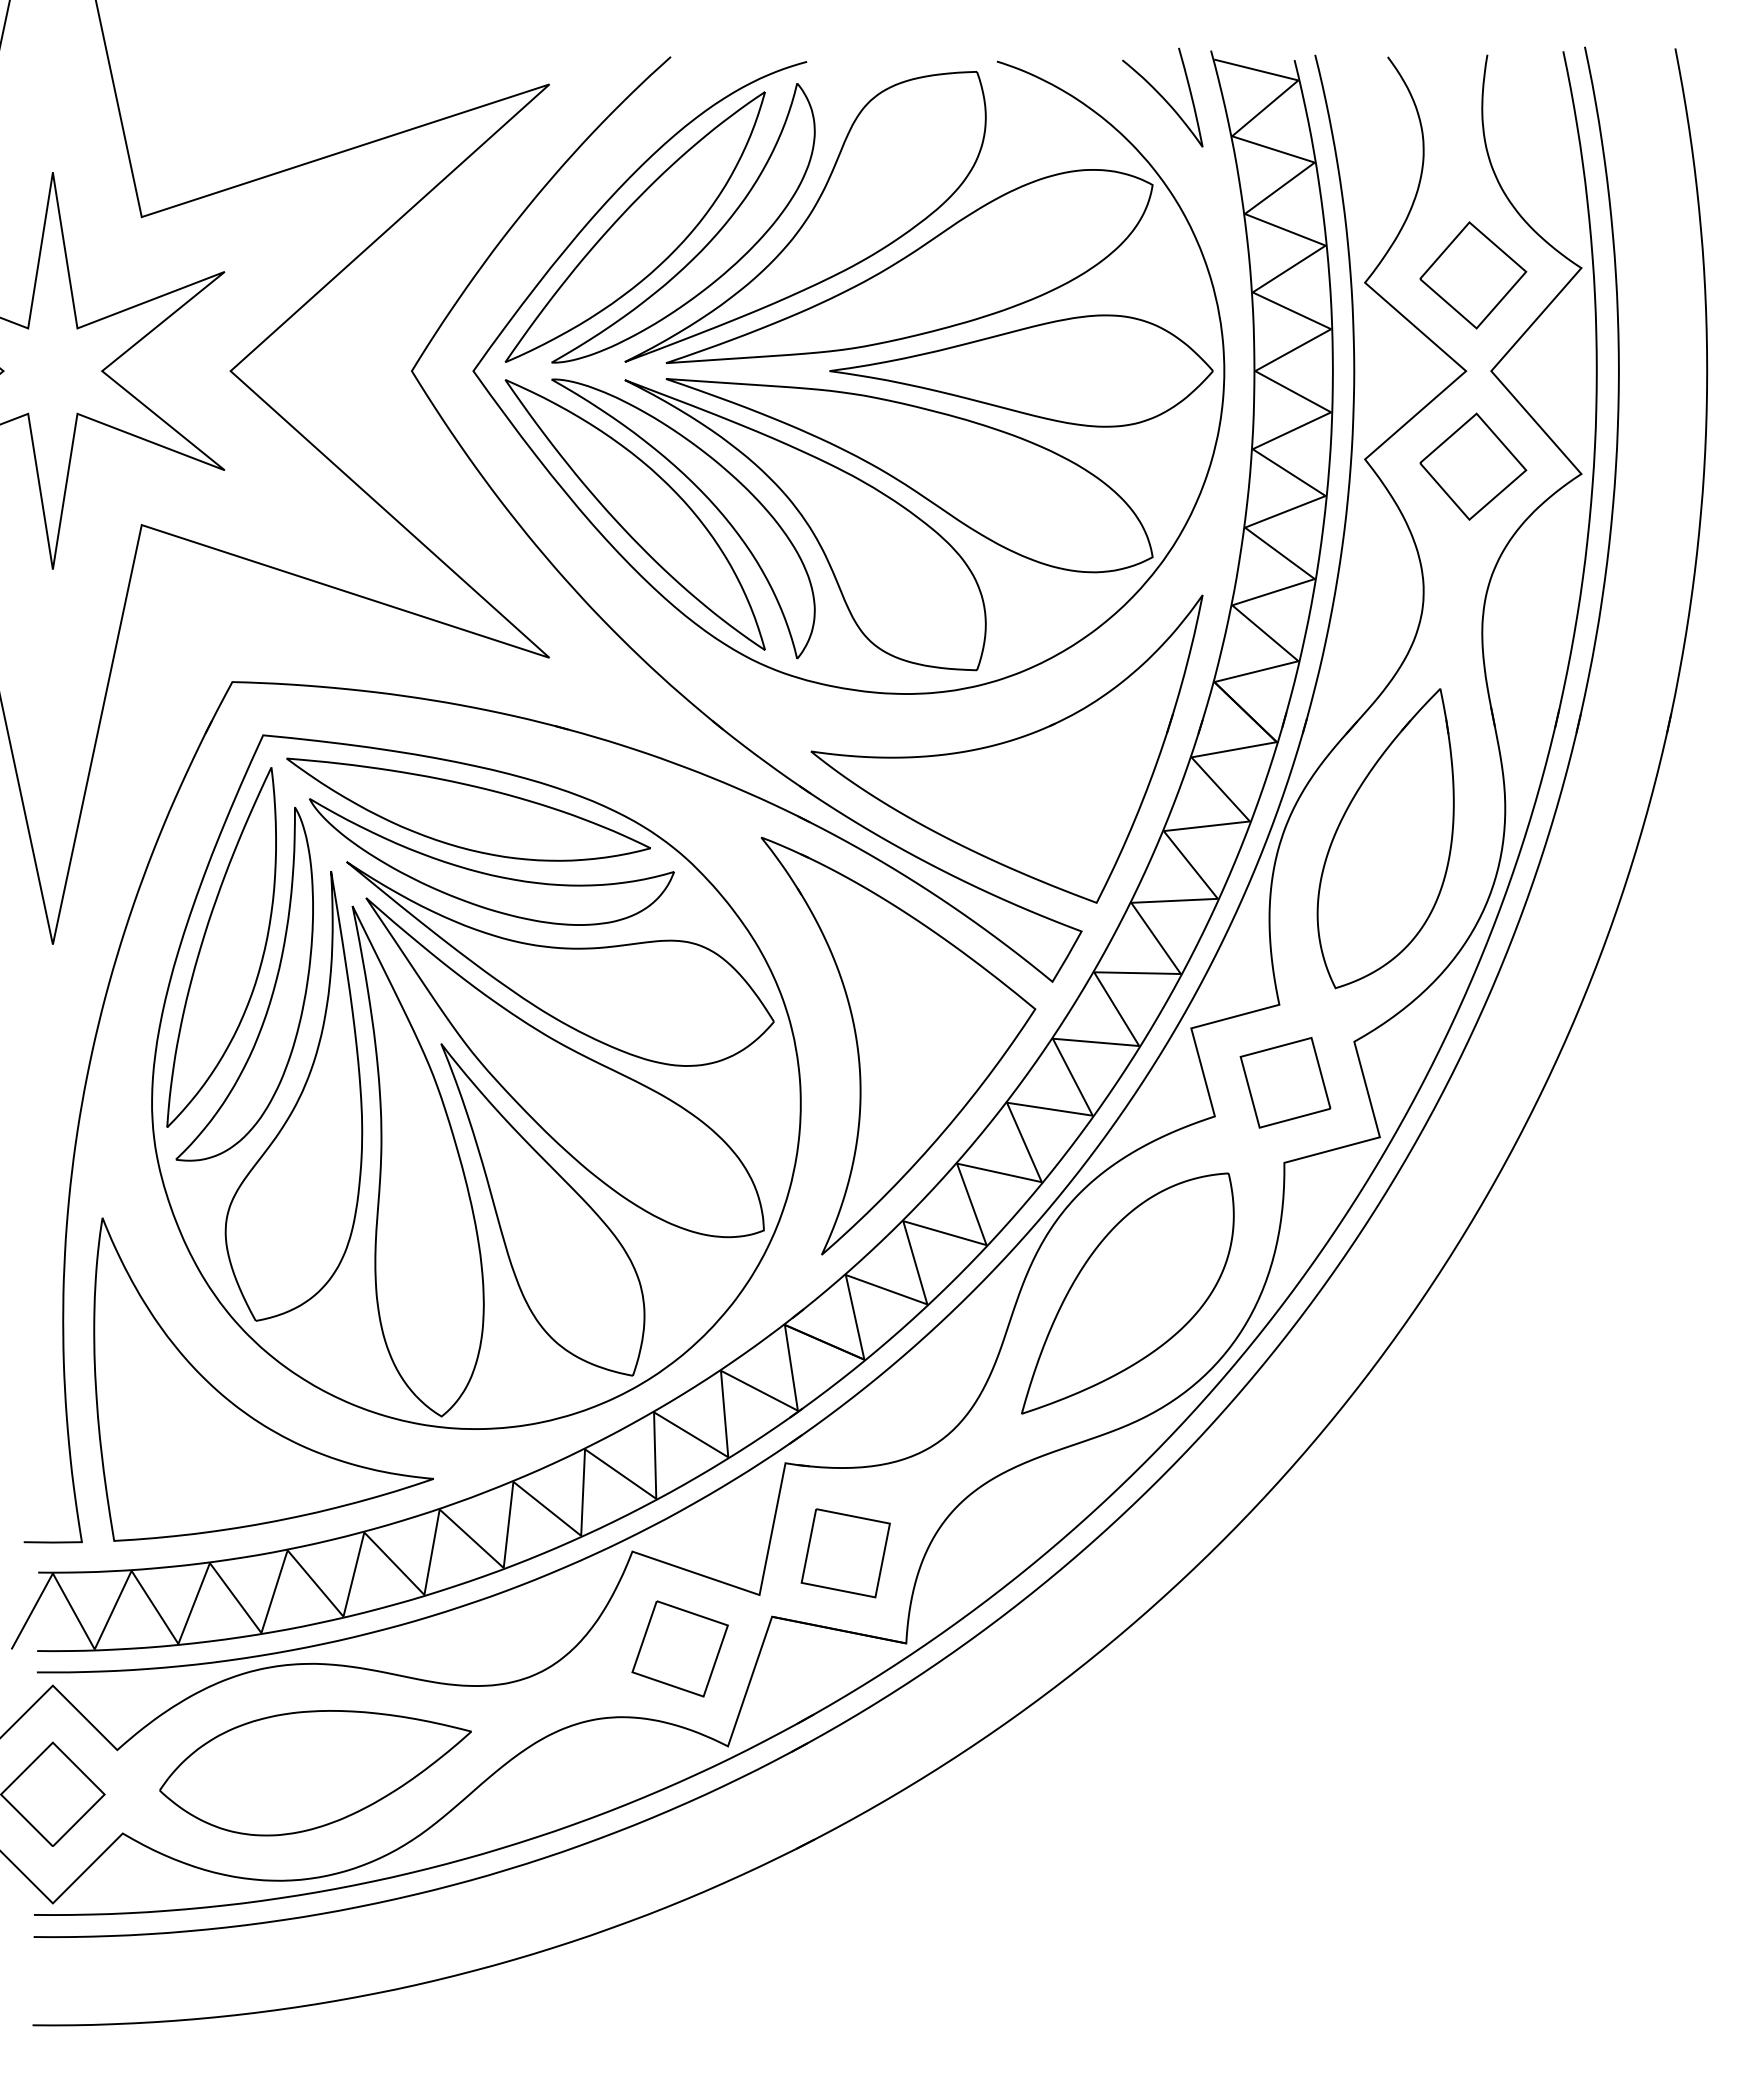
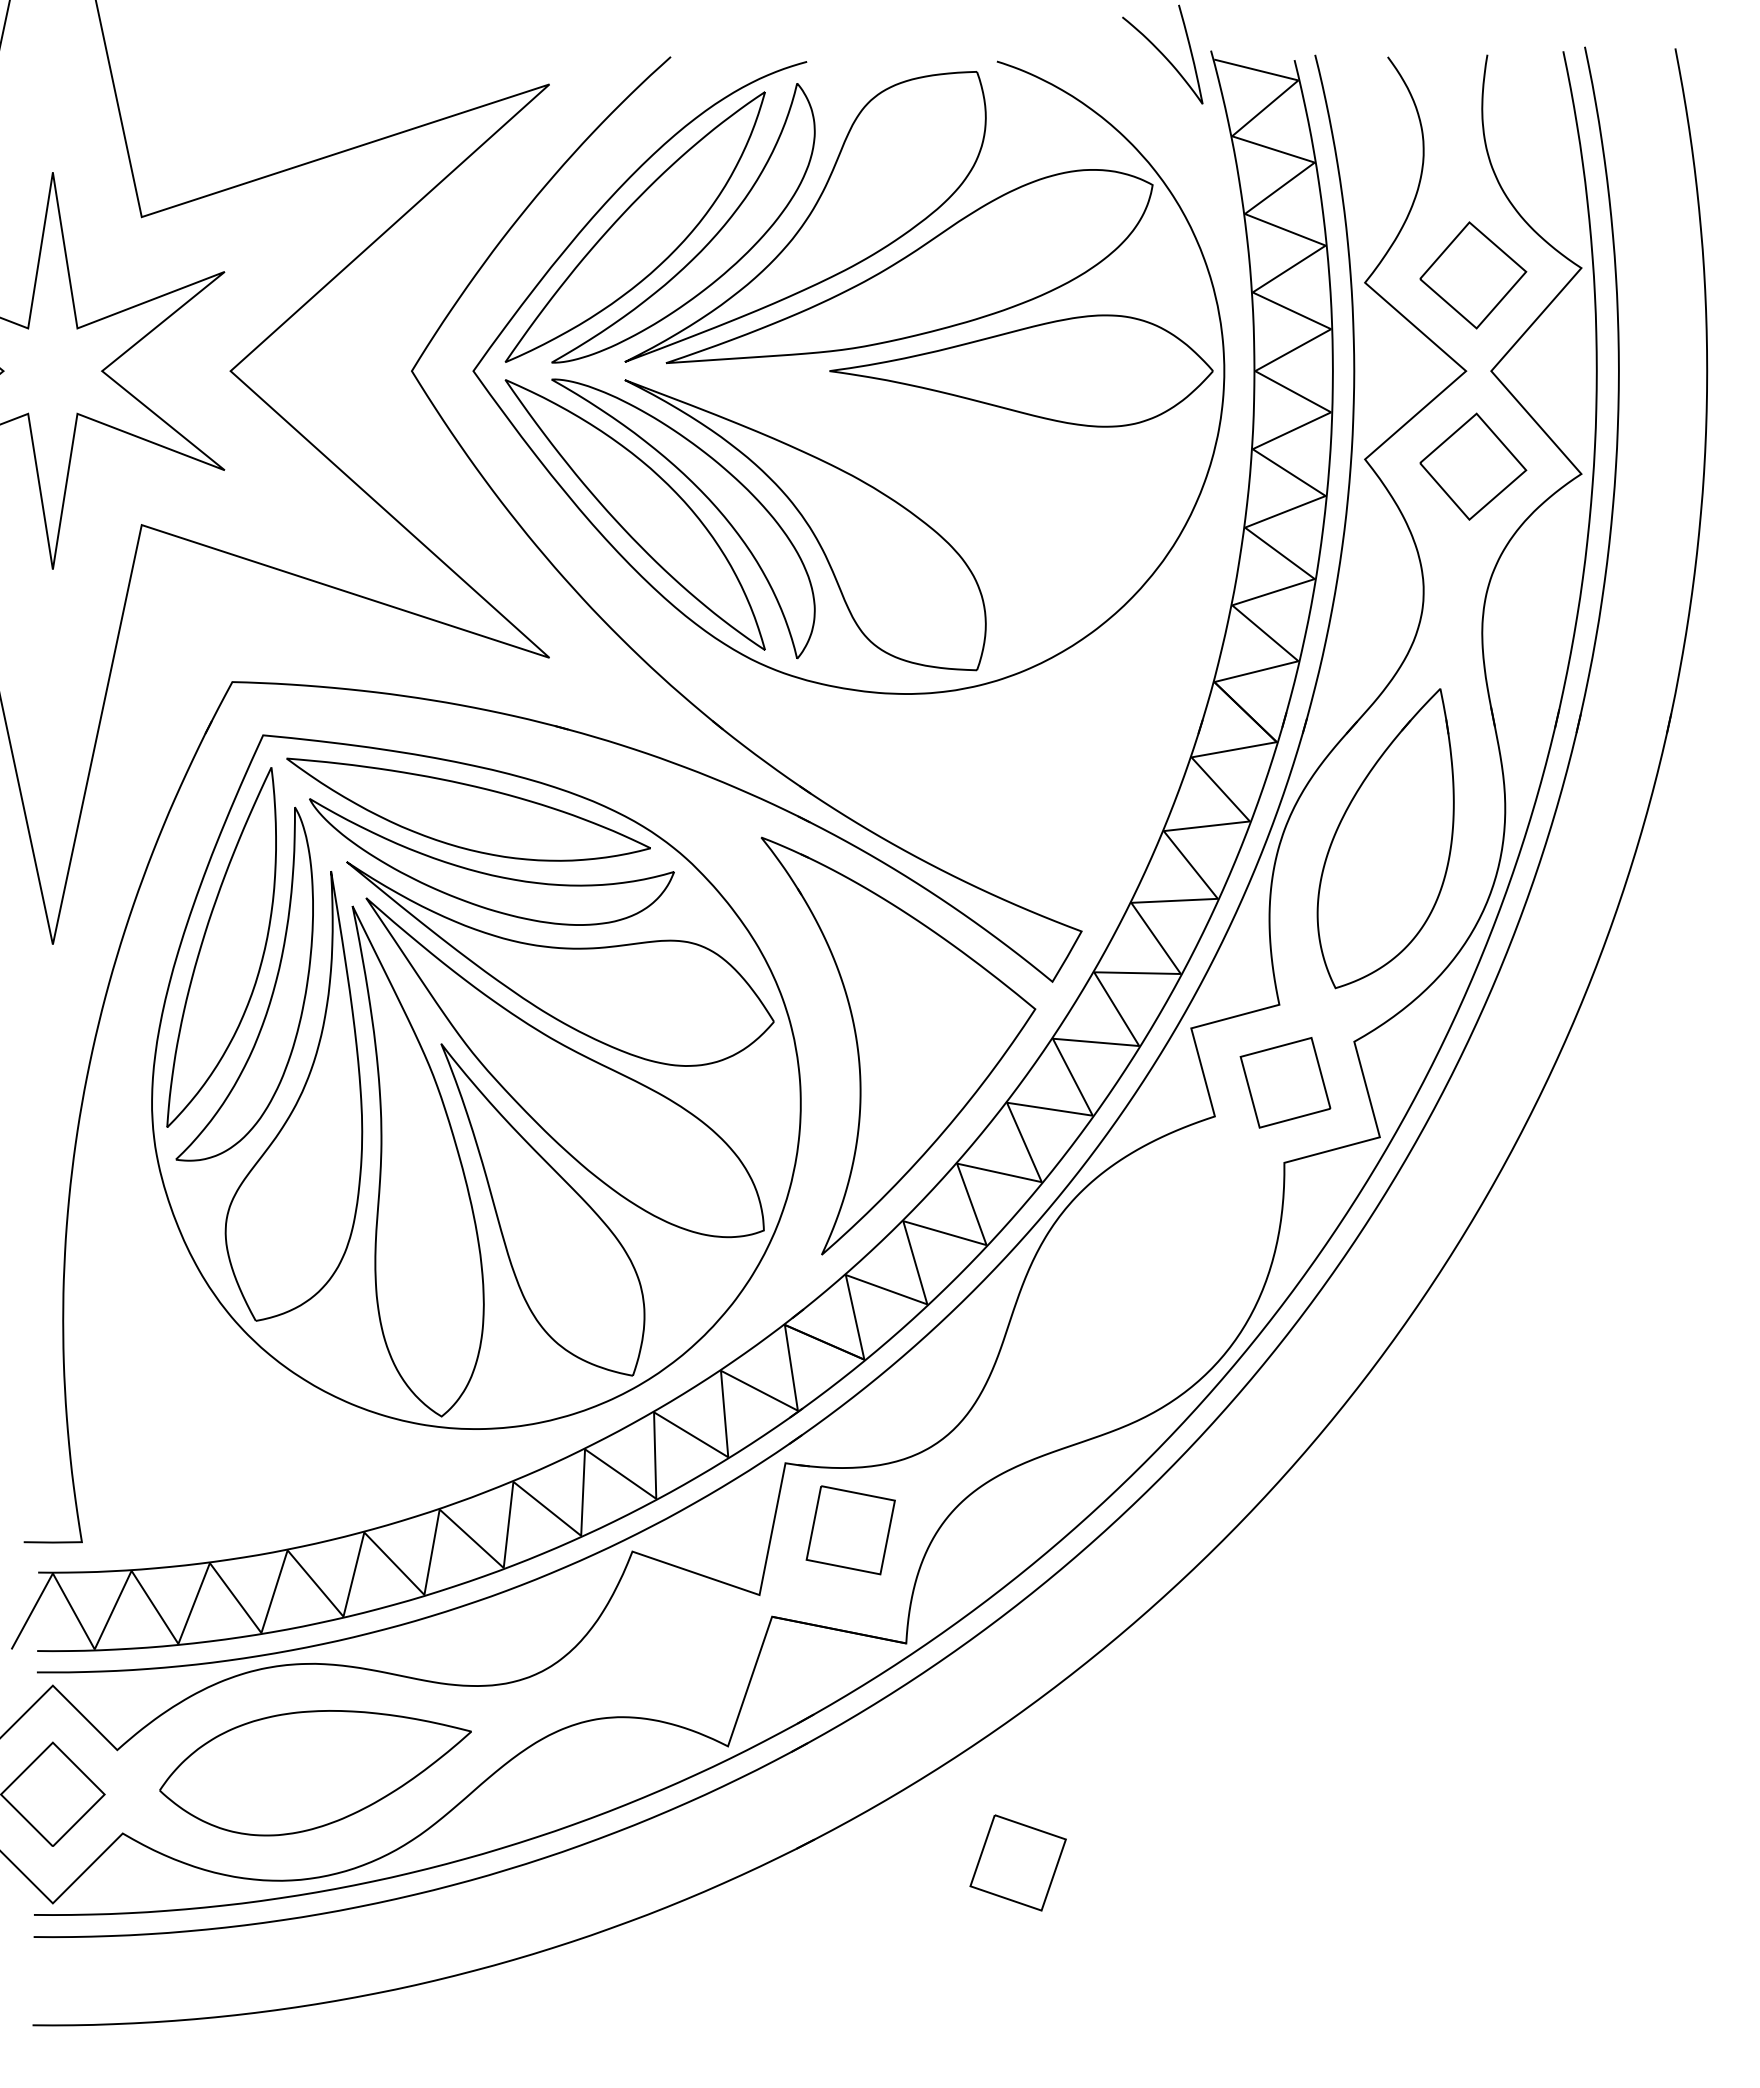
curve position: (1162, 97) -> (1162, 54) (1162, 54)
part: present -> none (909, 475)
part: present -> none (1006, 748)
part: present -> none (1127, 1293)
part: present -> none (242, 1409)
part position: (845, 1553) -> (850, 1530) (850, 1530)
part position: (679, 1648) -> (1017, 1862) (1017, 1862)
